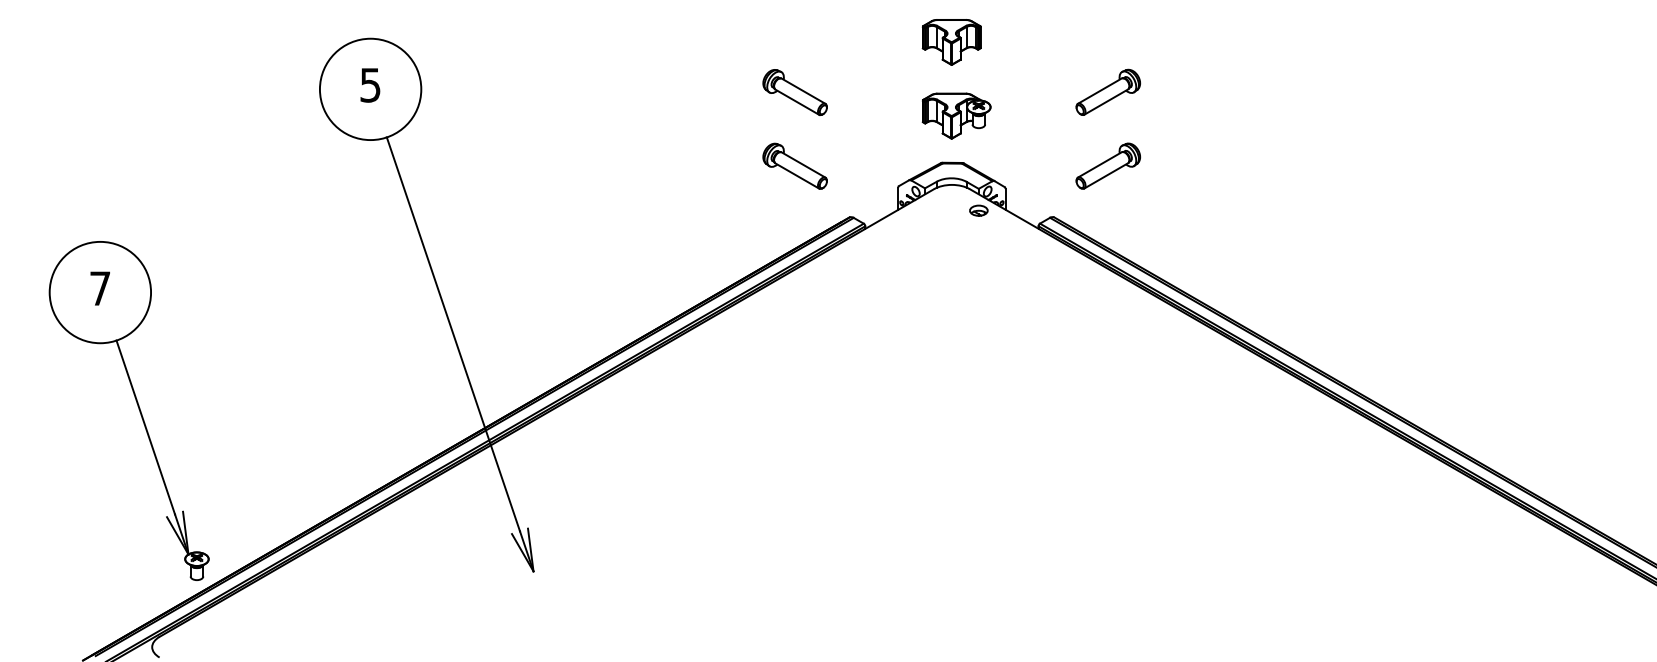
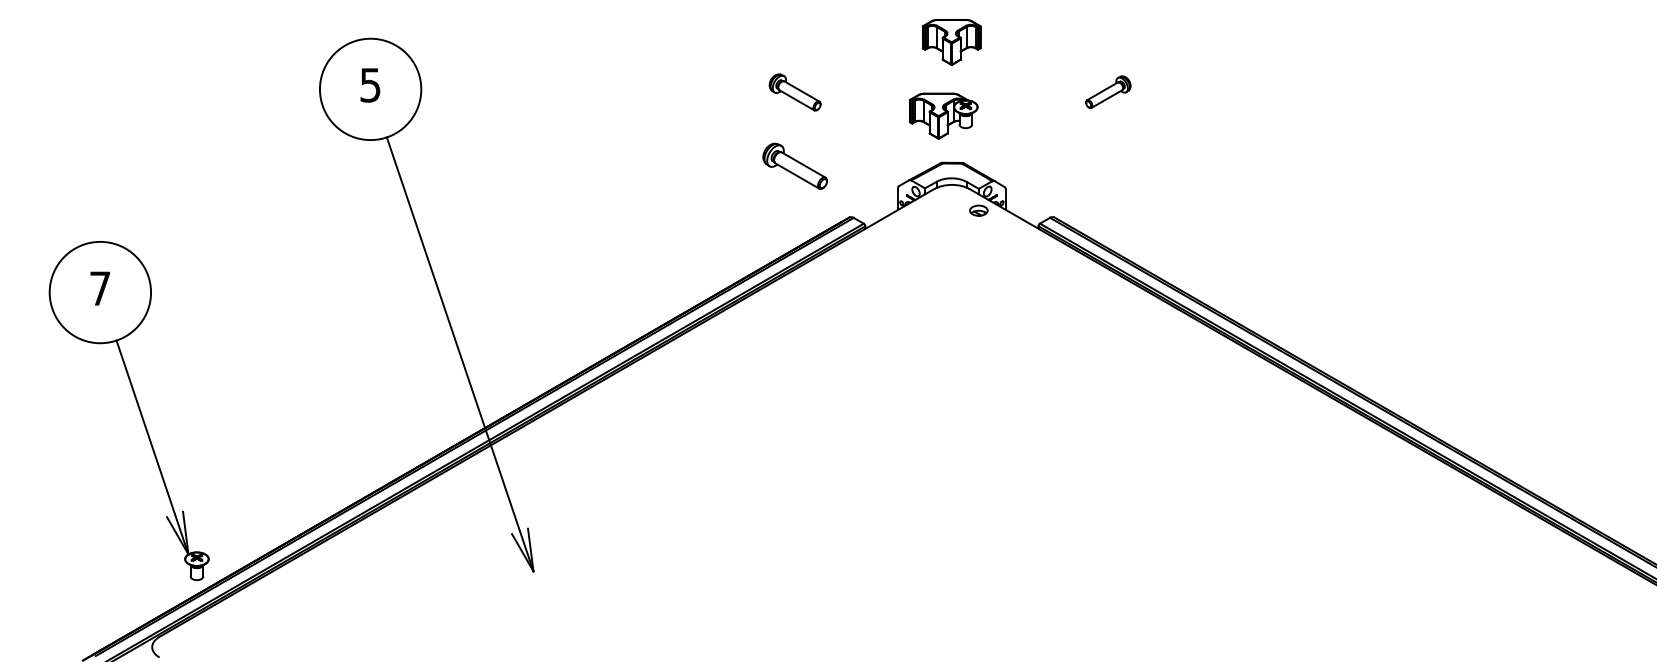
part size: 67x48 px -> 47x34 px (1108, 91)
part size: 66x47 px -> 54x39 px (794, 92)
part position: (956, 115) -> (943, 115) (943, 115)
part: present -> none (1108, 165)
